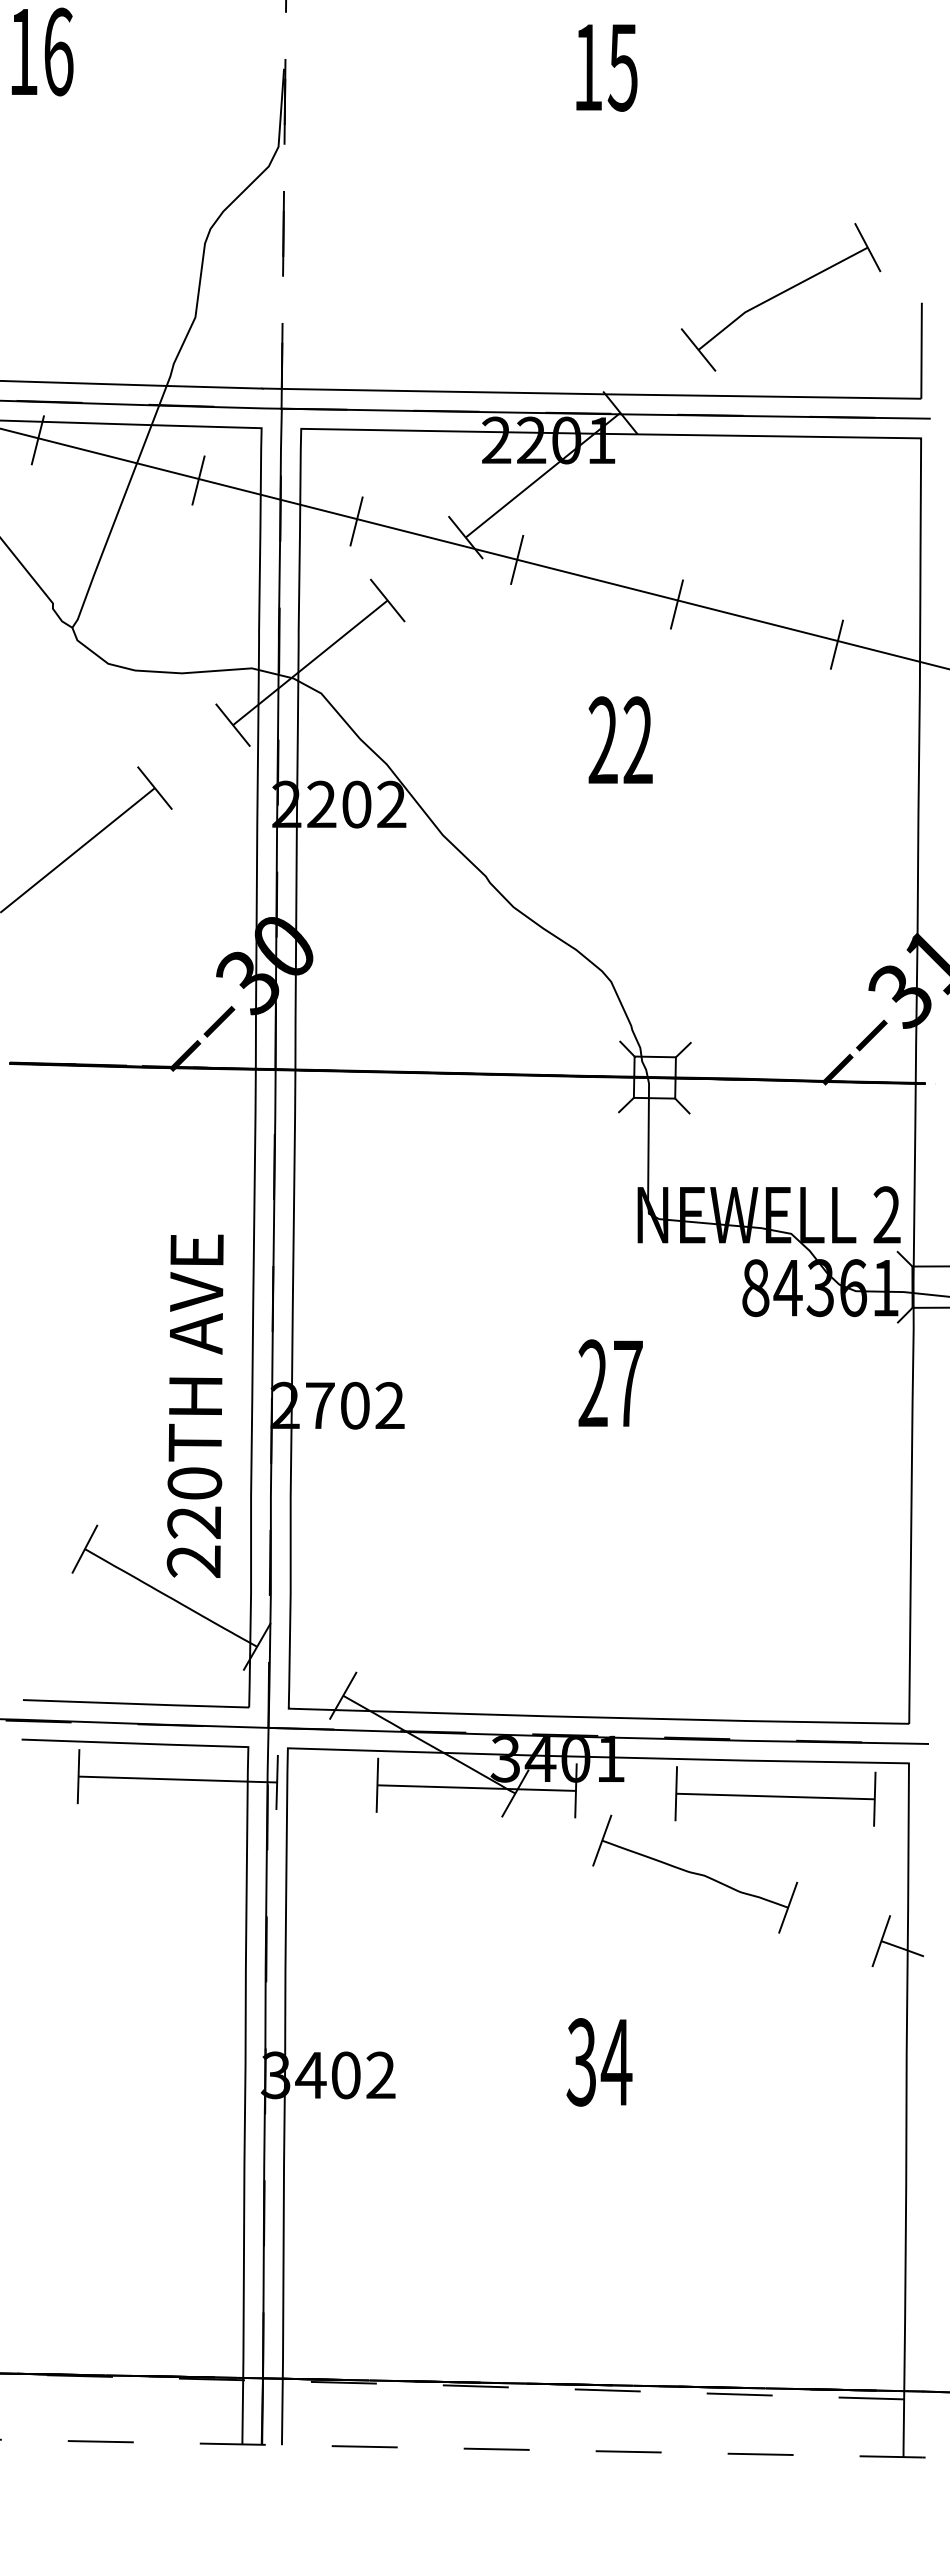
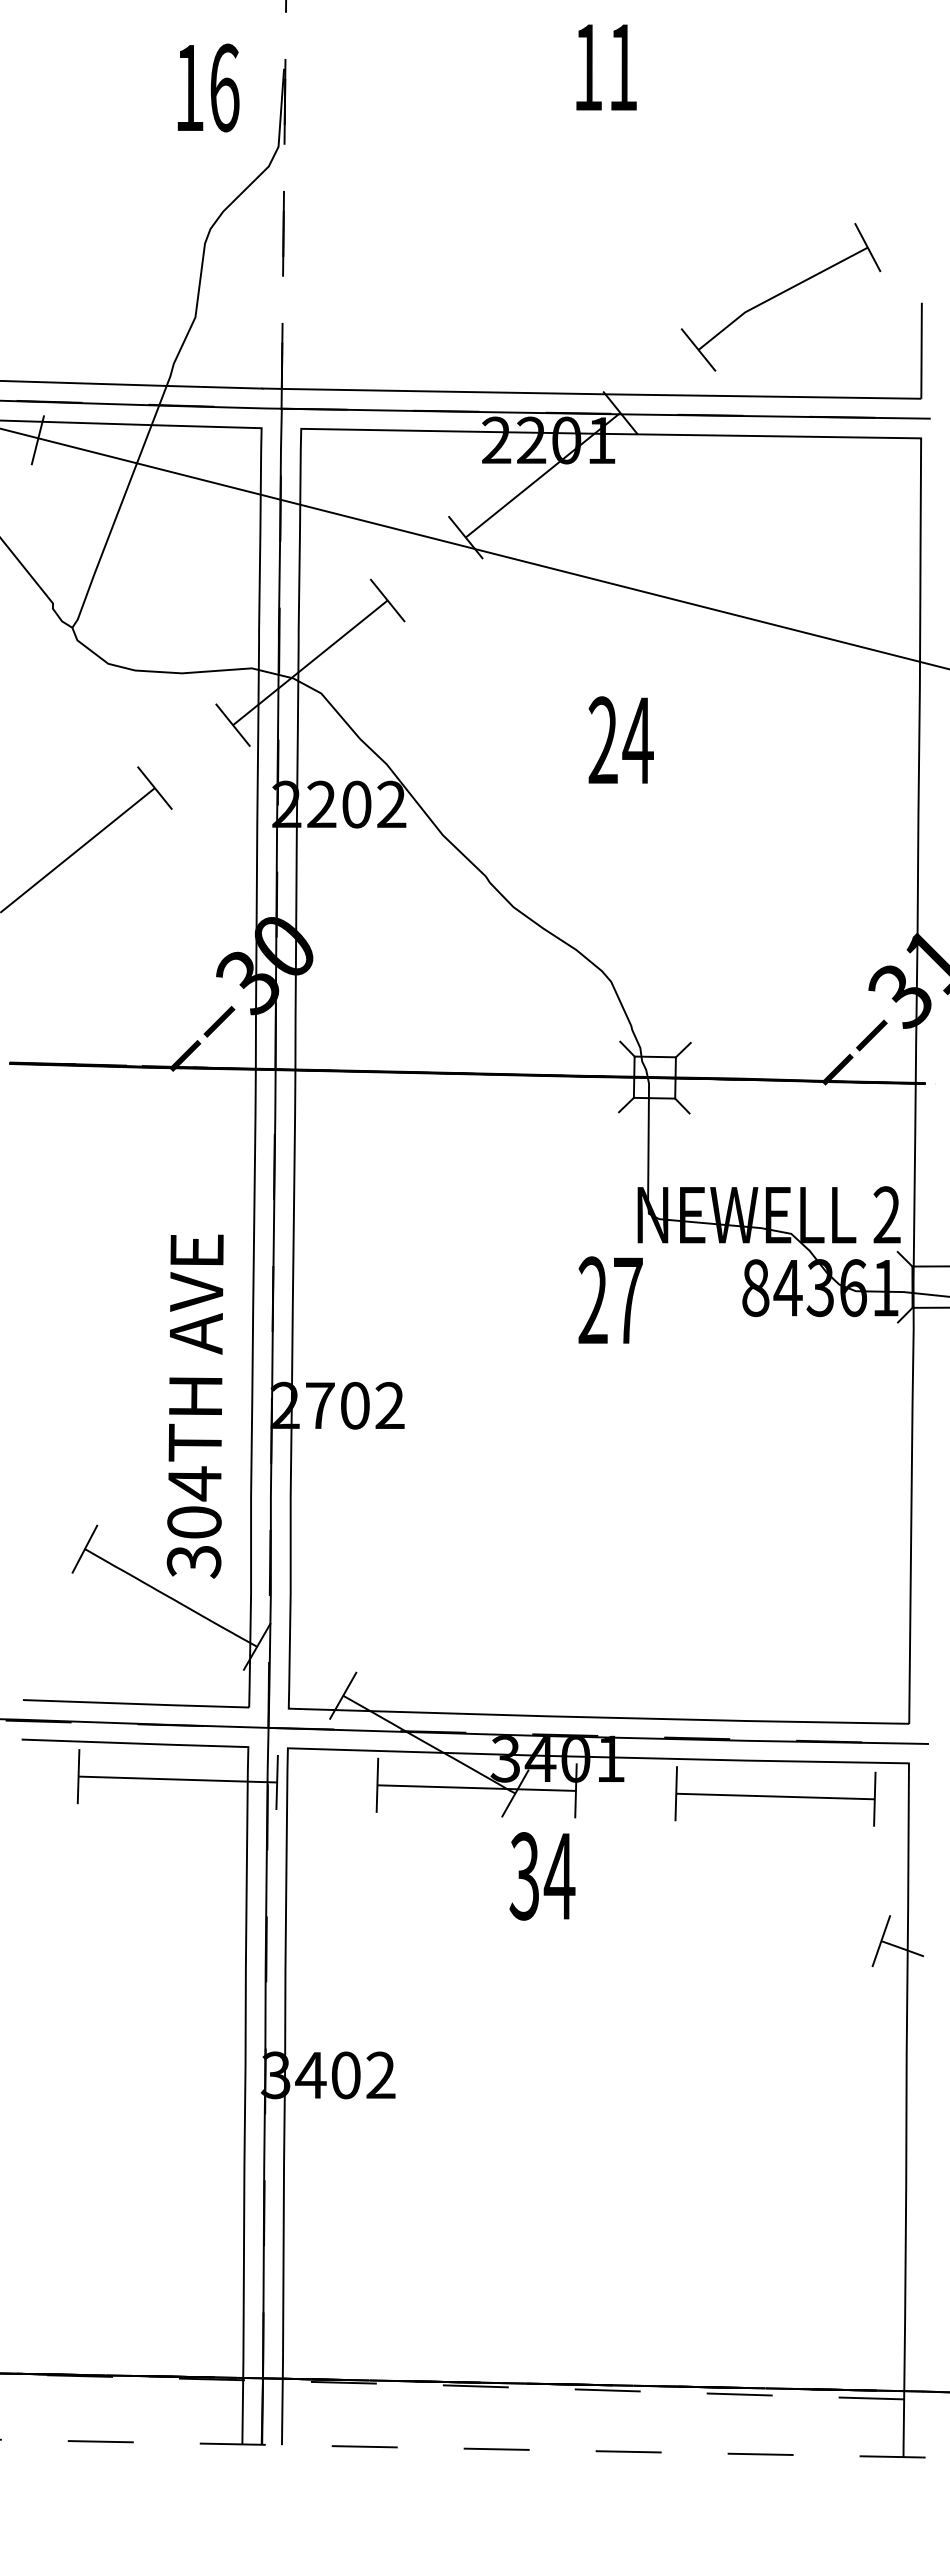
text position: (42, 51) -> (208, 87) (208, 87)
text: 15 -> 11 (622, 67)
line: present -> none (198, 480)
line: present -> none (356, 521)
line: present -> none (517, 559)
line: present -> none (676, 604)
line: present -> none (836, 644)
text: 22 -> 24 (637, 739)
text position: (610, 1382) -> (610, 1299) (610, 1299)
text: 220TH -> 304TH (194, 1522)
part: present -> none (695, 1873)
text position: (599, 2062) -> (542, 1876) (542, 1876)
